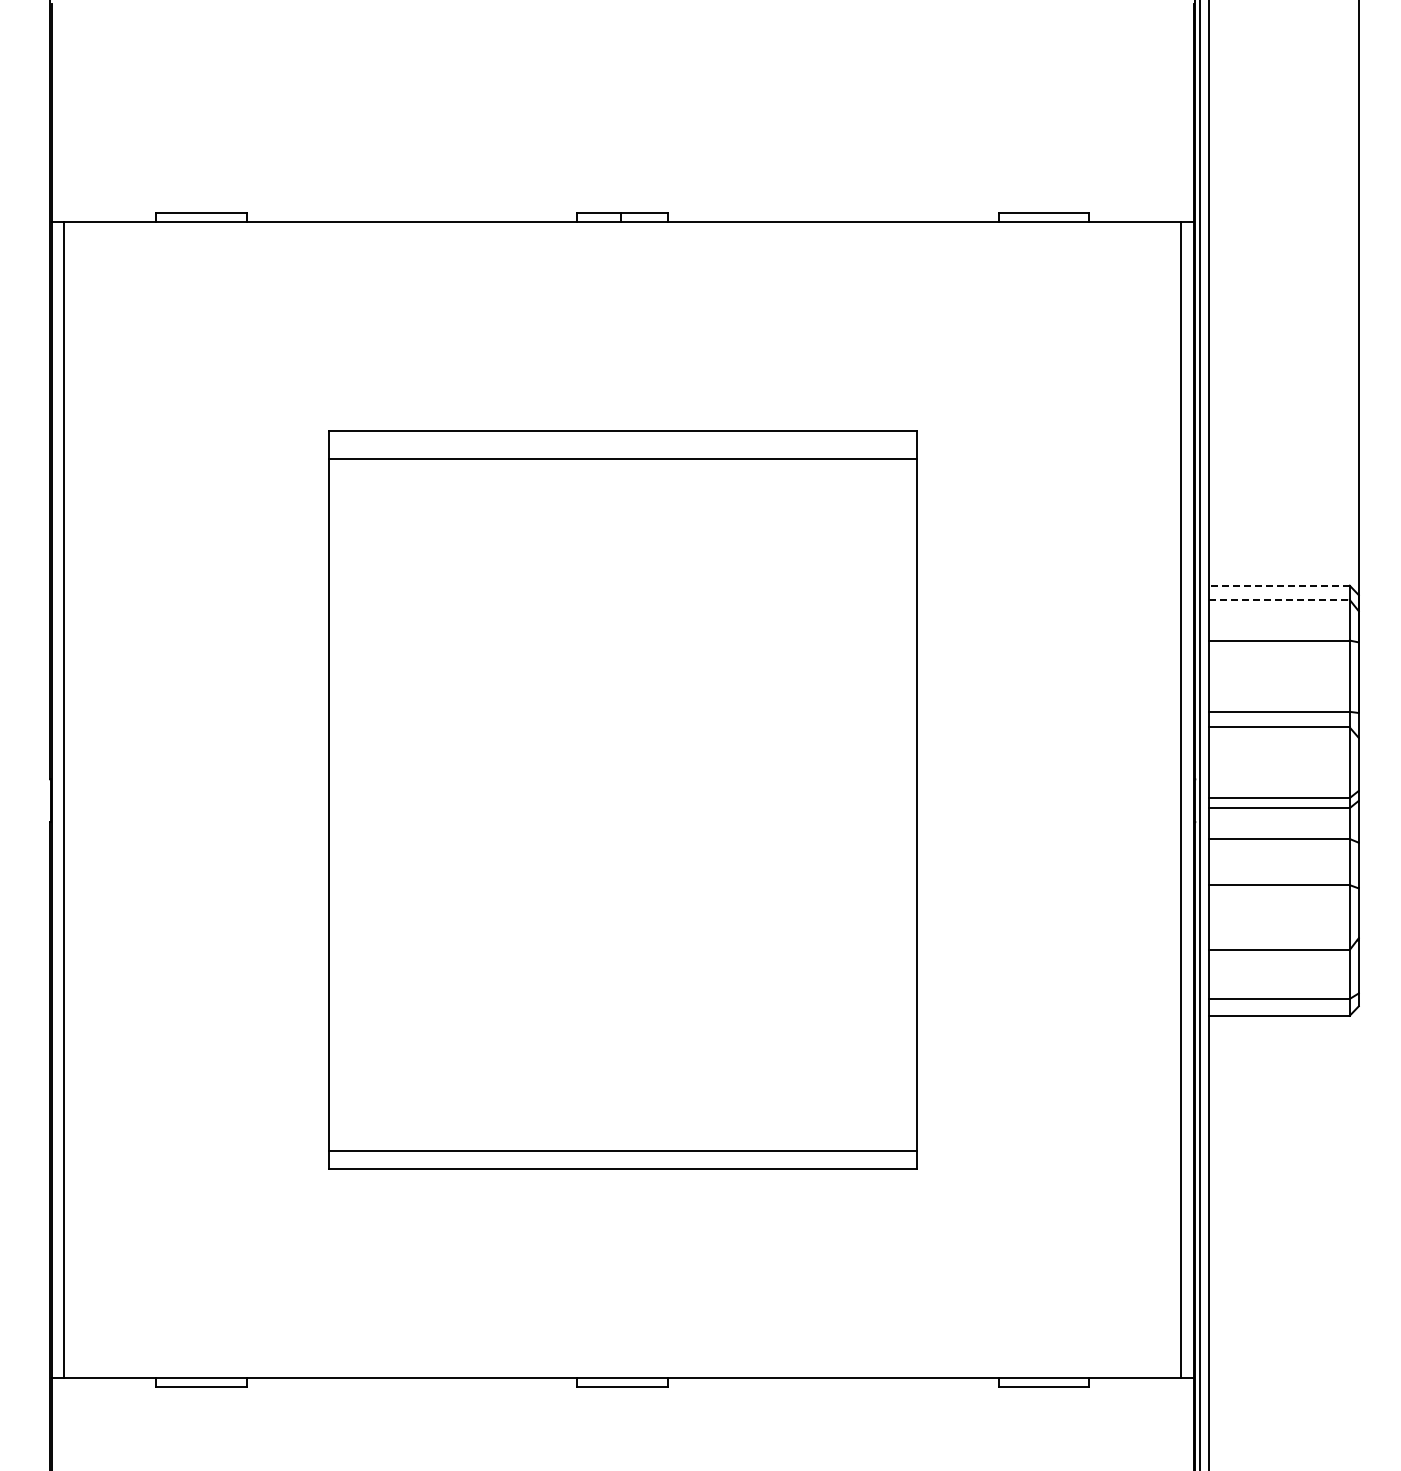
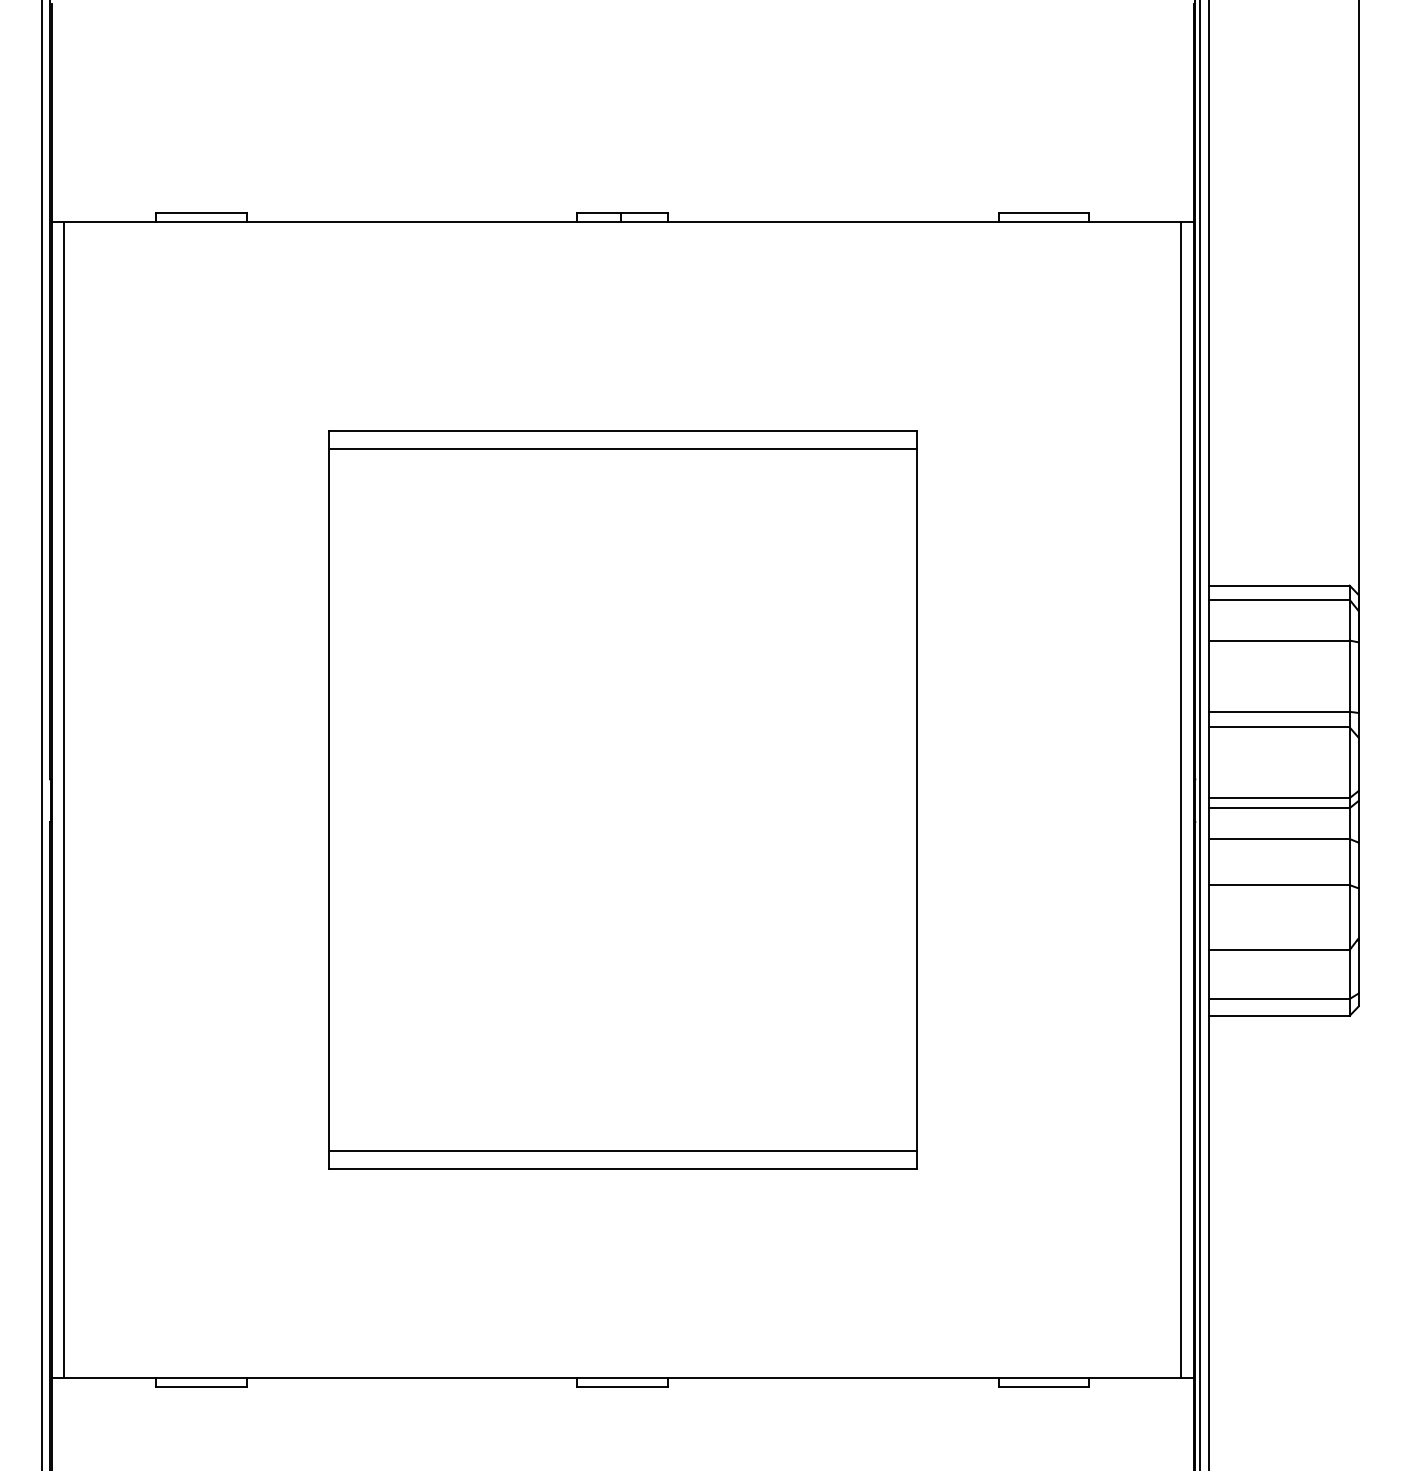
line position: (622, 459) -> (622, 449) (622, 449)
line: dashed -> solid (1279, 585)
line: dashed -> solid (1279, 599)
line: none -> present (42, 734)
